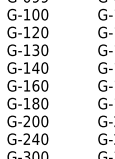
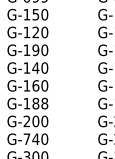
text: G-100 -> G-150 (35, 14)
text: G-130 -> G-190 (35, 49)
text: G-180 -> G-188 (44, 103)
text: G-240 -> G-740 (26, 138)
